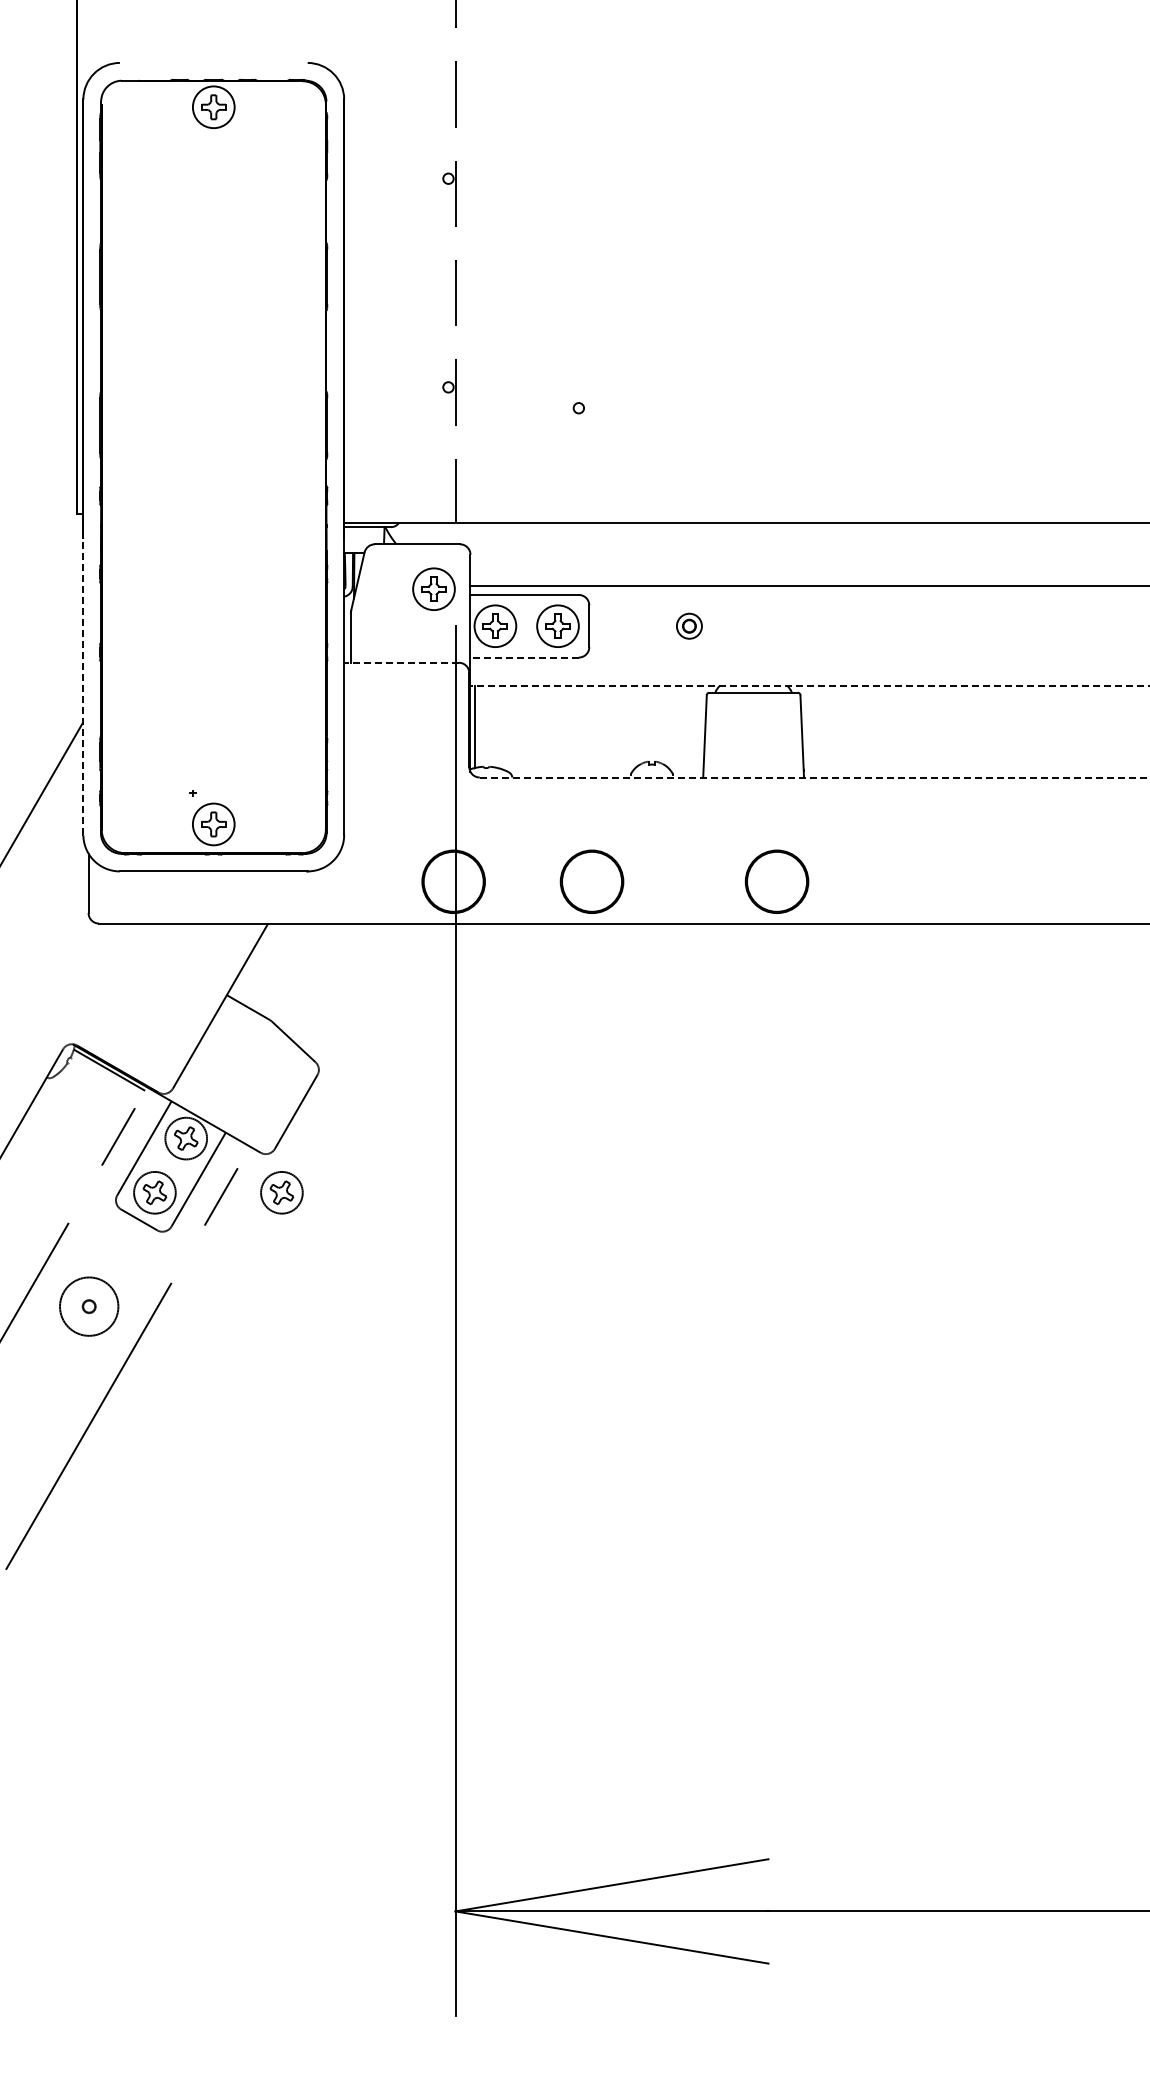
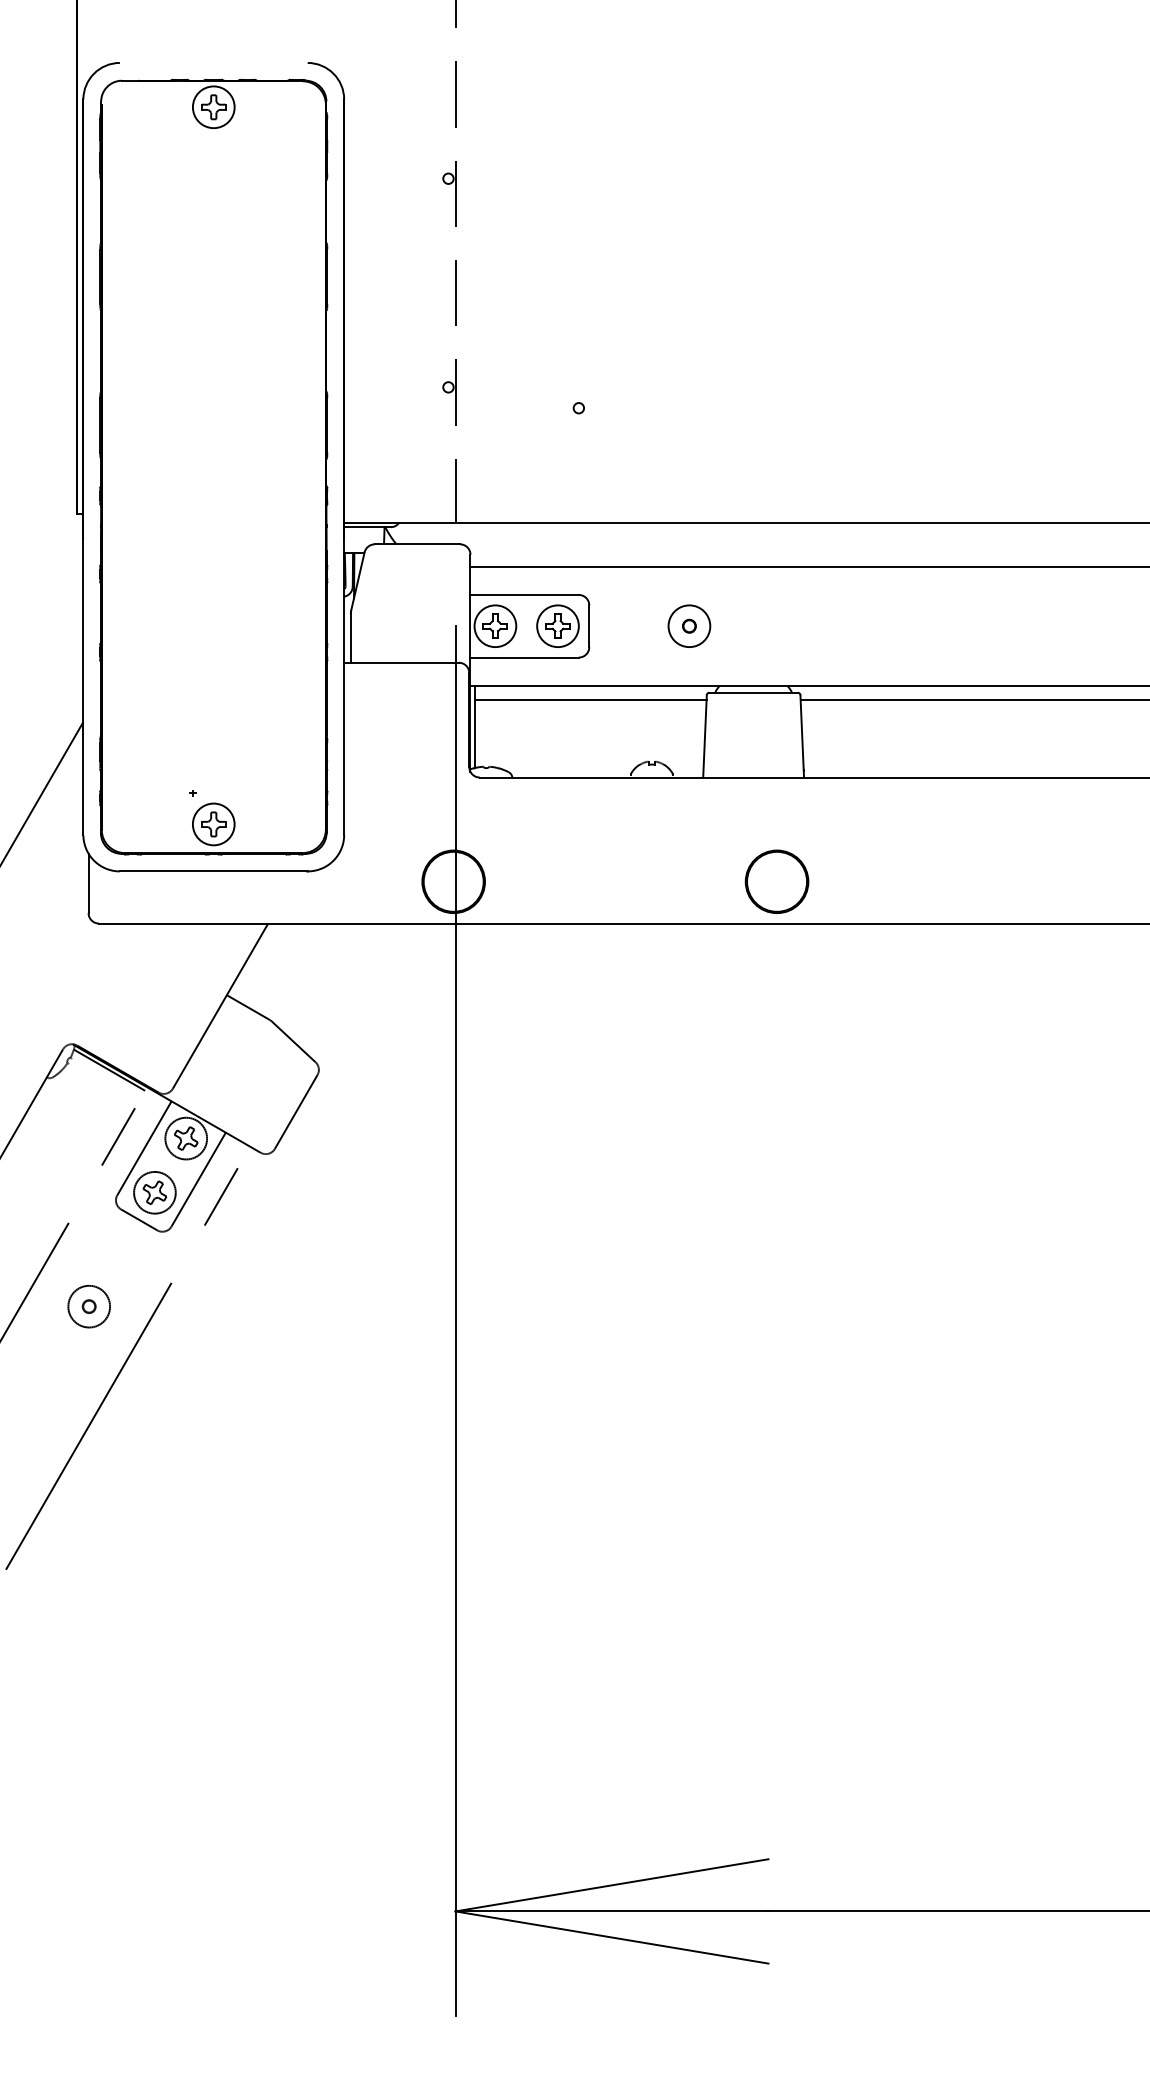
line position: (808, 585) -> (808, 566) (808, 566)
part: present -> none (433, 588)
circle diameter: 25 px -> 42 px (689, 626)
line: dashed -> solid (524, 657)
line: dashed -> solid (401, 662)
line: dashed -> solid (809, 685)
line: dashed -> solid (83, 686)
line: none -> present (590, 700)
line: none -> present (973, 700)
line: dashed -> solid (814, 777)
part: present -> none (591, 881)
part: present -> none (281, 1192)
circle diameter: 58 px -> 42 px (89, 1306)
